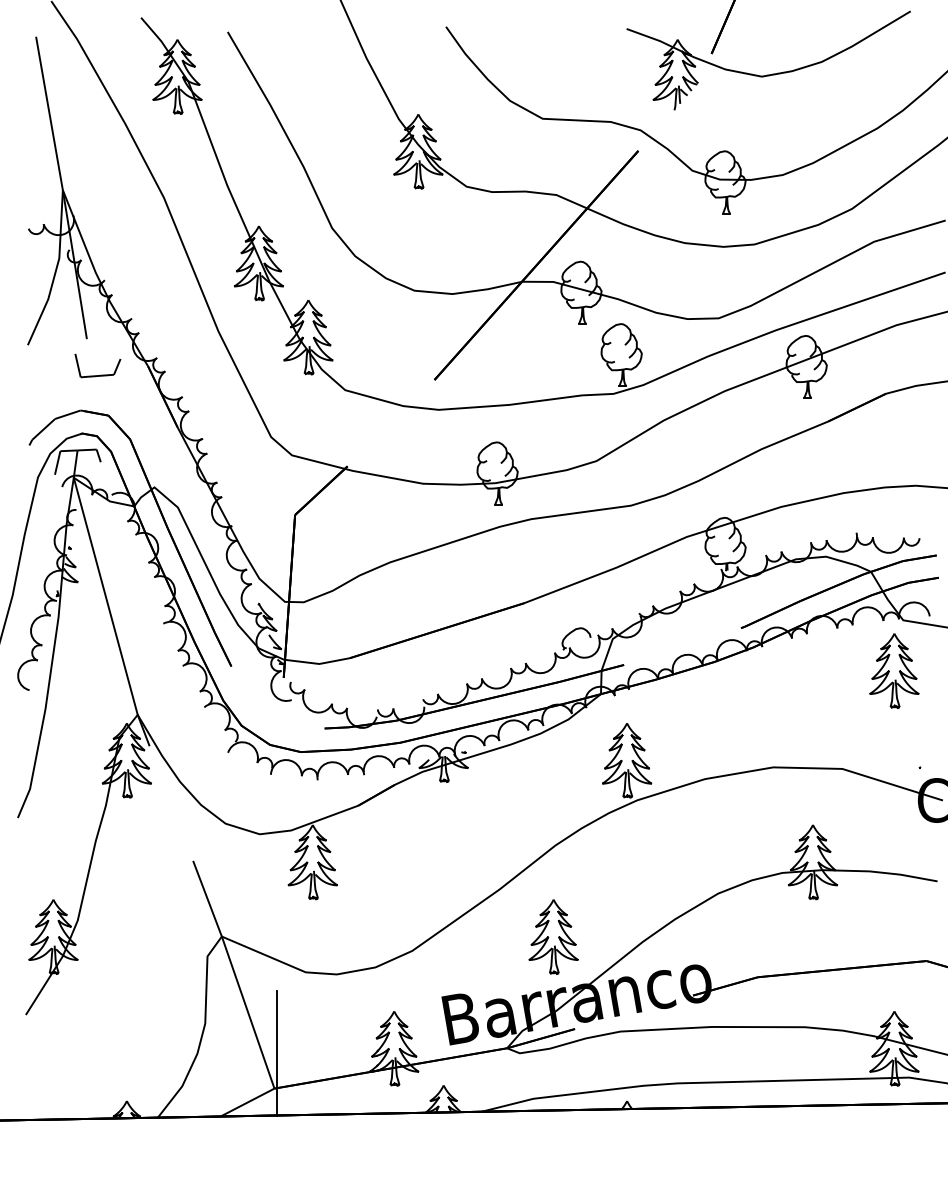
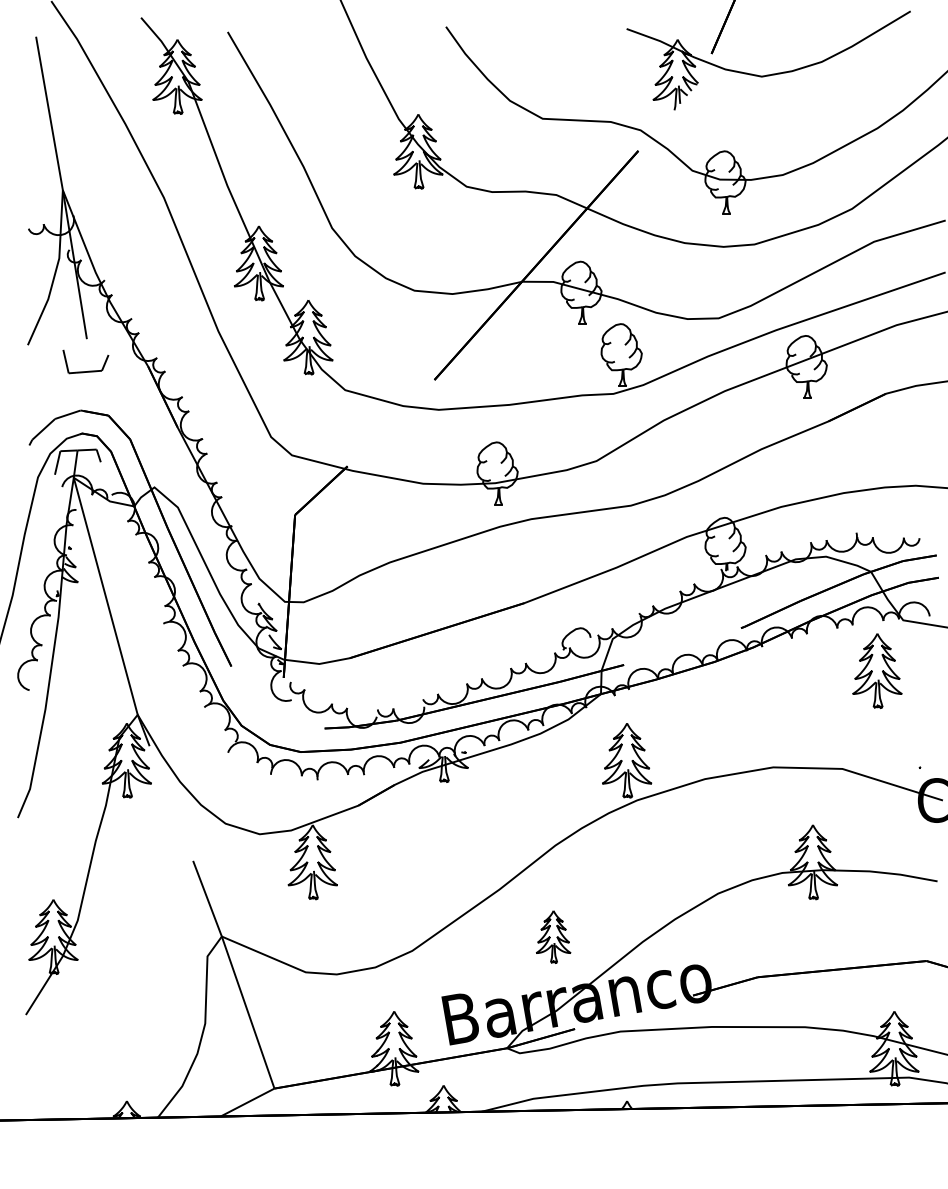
part position: (100, 374) -> (88, 370) (88, 370)
part position: (894, 670) -> (877, 670) (877, 670)
part size: 51x76 px -> 36x54 px (553, 936)
line: present -> none (276, 1053)
